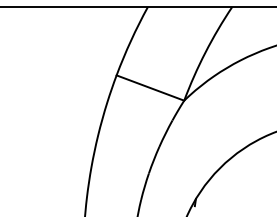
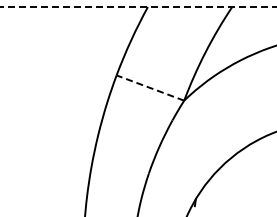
line: solid -> dashed (137, 7)
line: solid -> dashed (149, 87)
